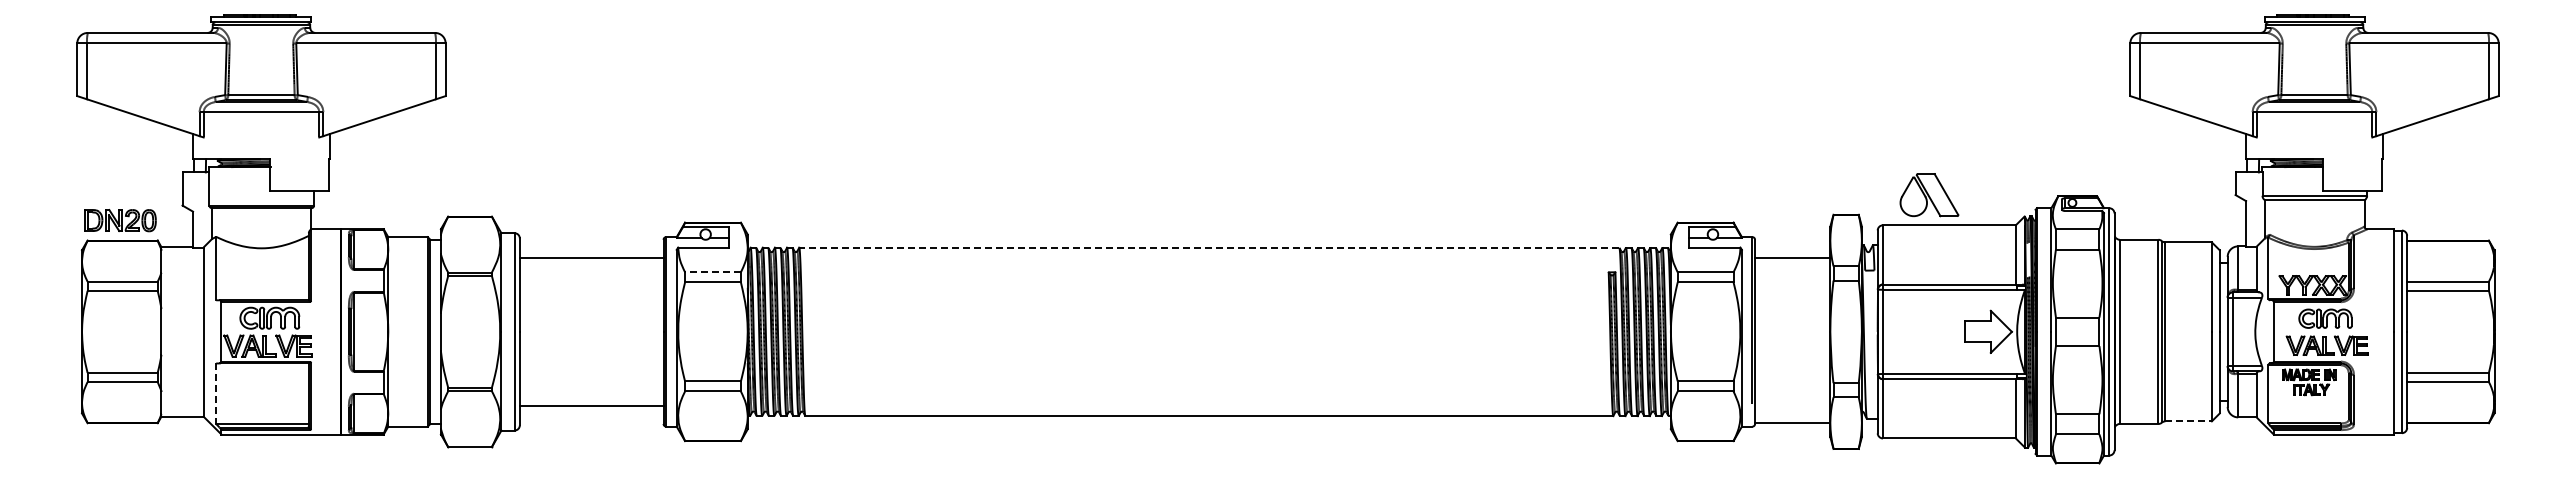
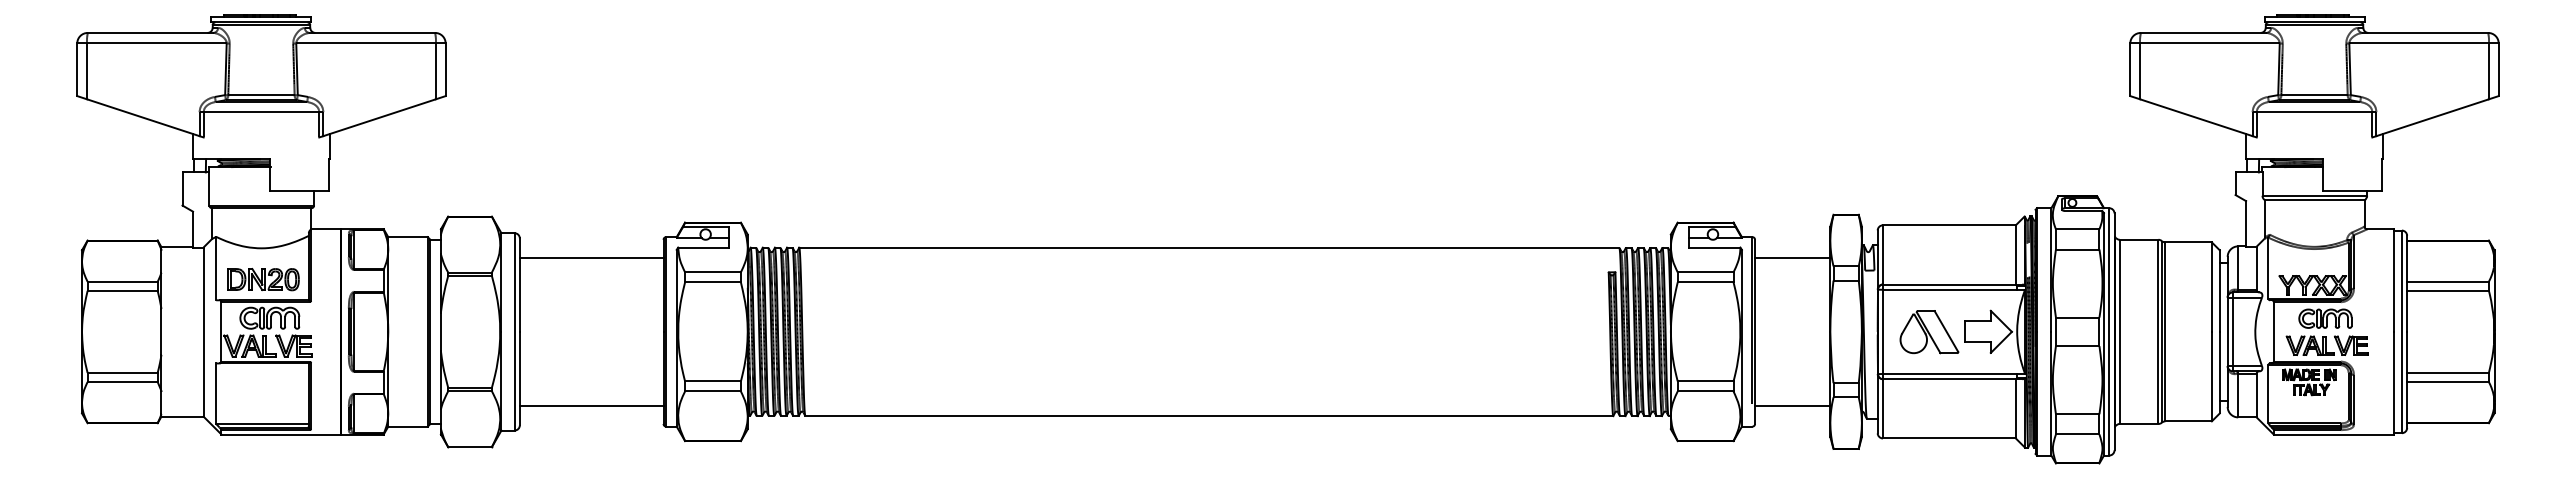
part position: (1929, 195) -> (1929, 332) (1929, 332)
part position: (120, 220) -> (263, 279) (263, 279)
line: dashed -> solid (1208, 247)
line: dashed -> solid (713, 272)
line: dashed -> solid (216, 394)
line: dashed -> solid (2189, 421)
line position: (1792, 422) -> (1792, 405) (1792, 405)
